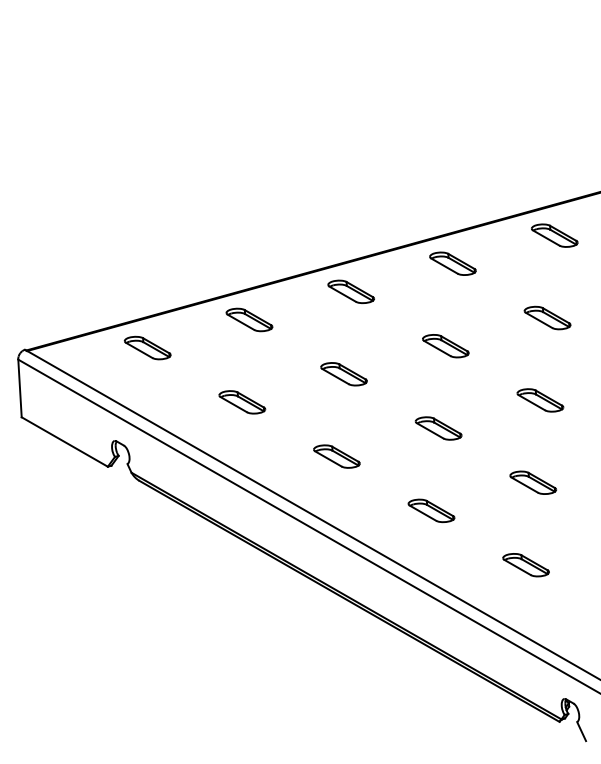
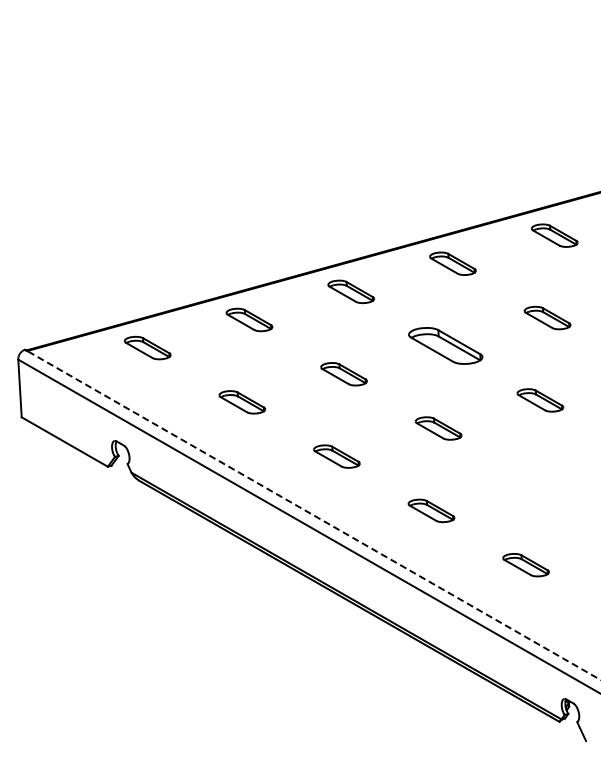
part size: 48x25 px -> 76x38 px (445, 345)
part: present -> none (533, 482)
line: solid -> dashed (313, 515)
